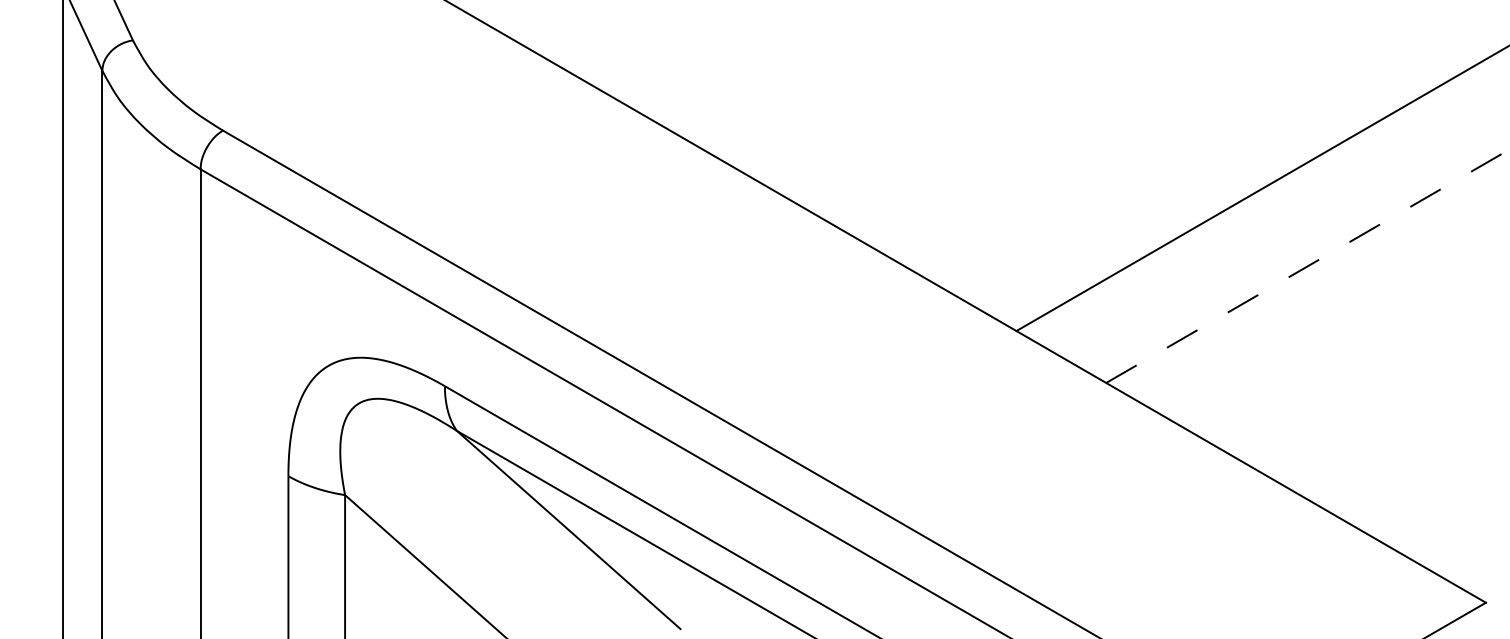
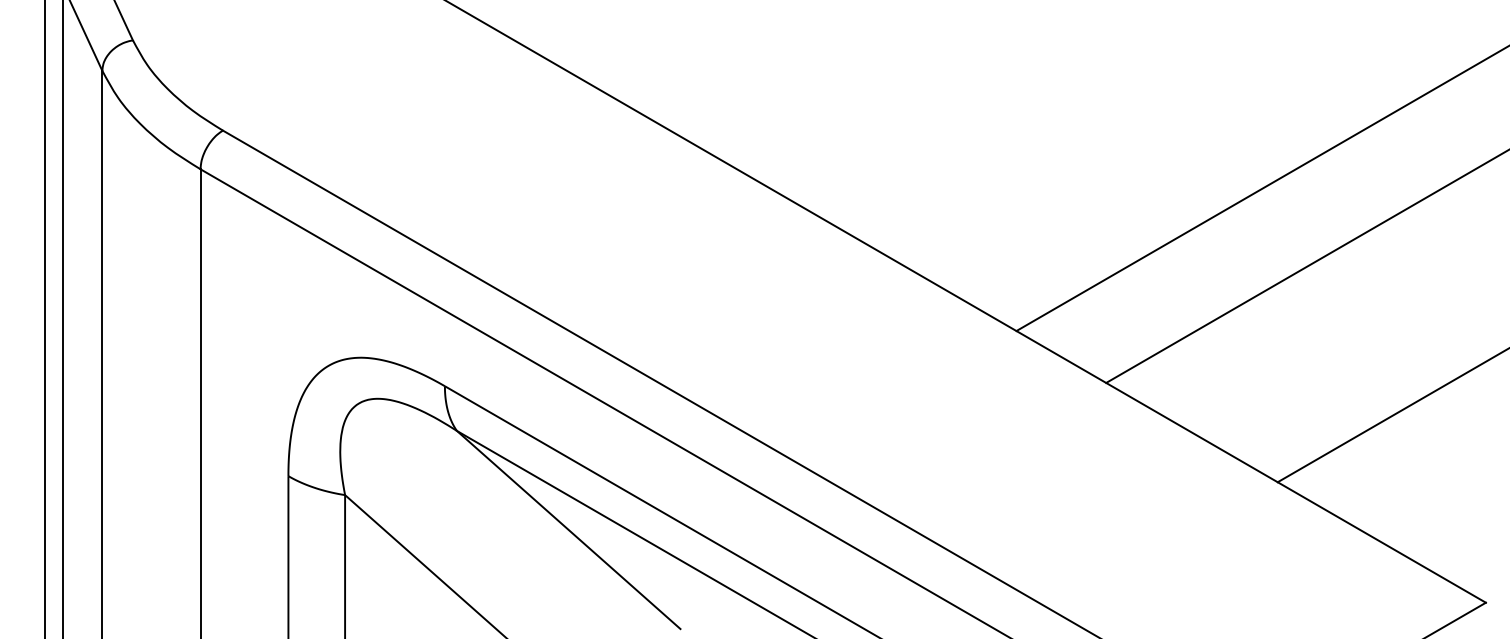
line: dashed -> solid (1307, 266)
line: none -> present (45, 318)
line: none -> present (1391, 415)
